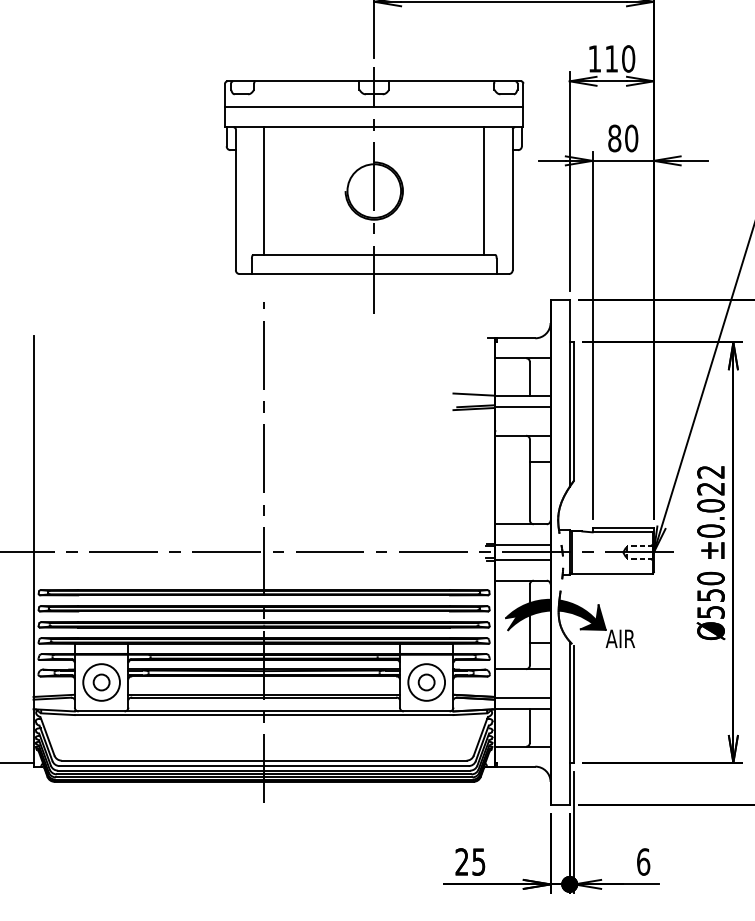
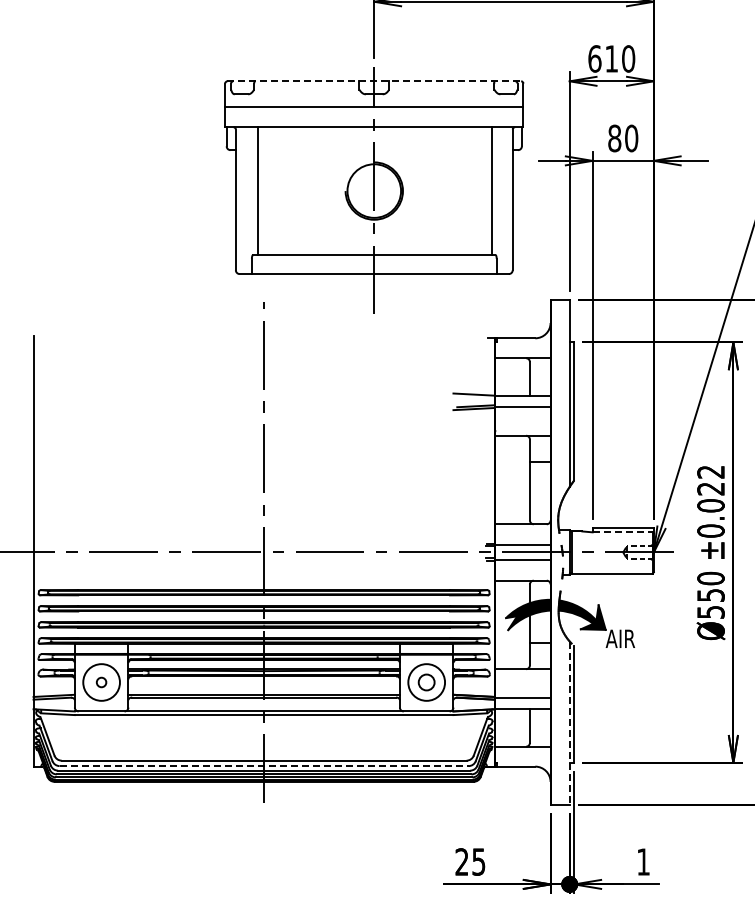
text: 110 -> 610 (594, 58)
line: solid -> dashed (374, 81)
line position: (264, 190) -> (258, 190) (258, 190)
line position: (484, 190) -> (492, 190) (492, 190)
line: solid -> dashed (623, 532)
circle size: 19x19 px -> 13x13 px (101, 682)
line: solid -> dashed (569, 723)
line: present -> none (17, 762)
line: solid -> dashed (264, 766)
text: 6 -> 1 (643, 861)
